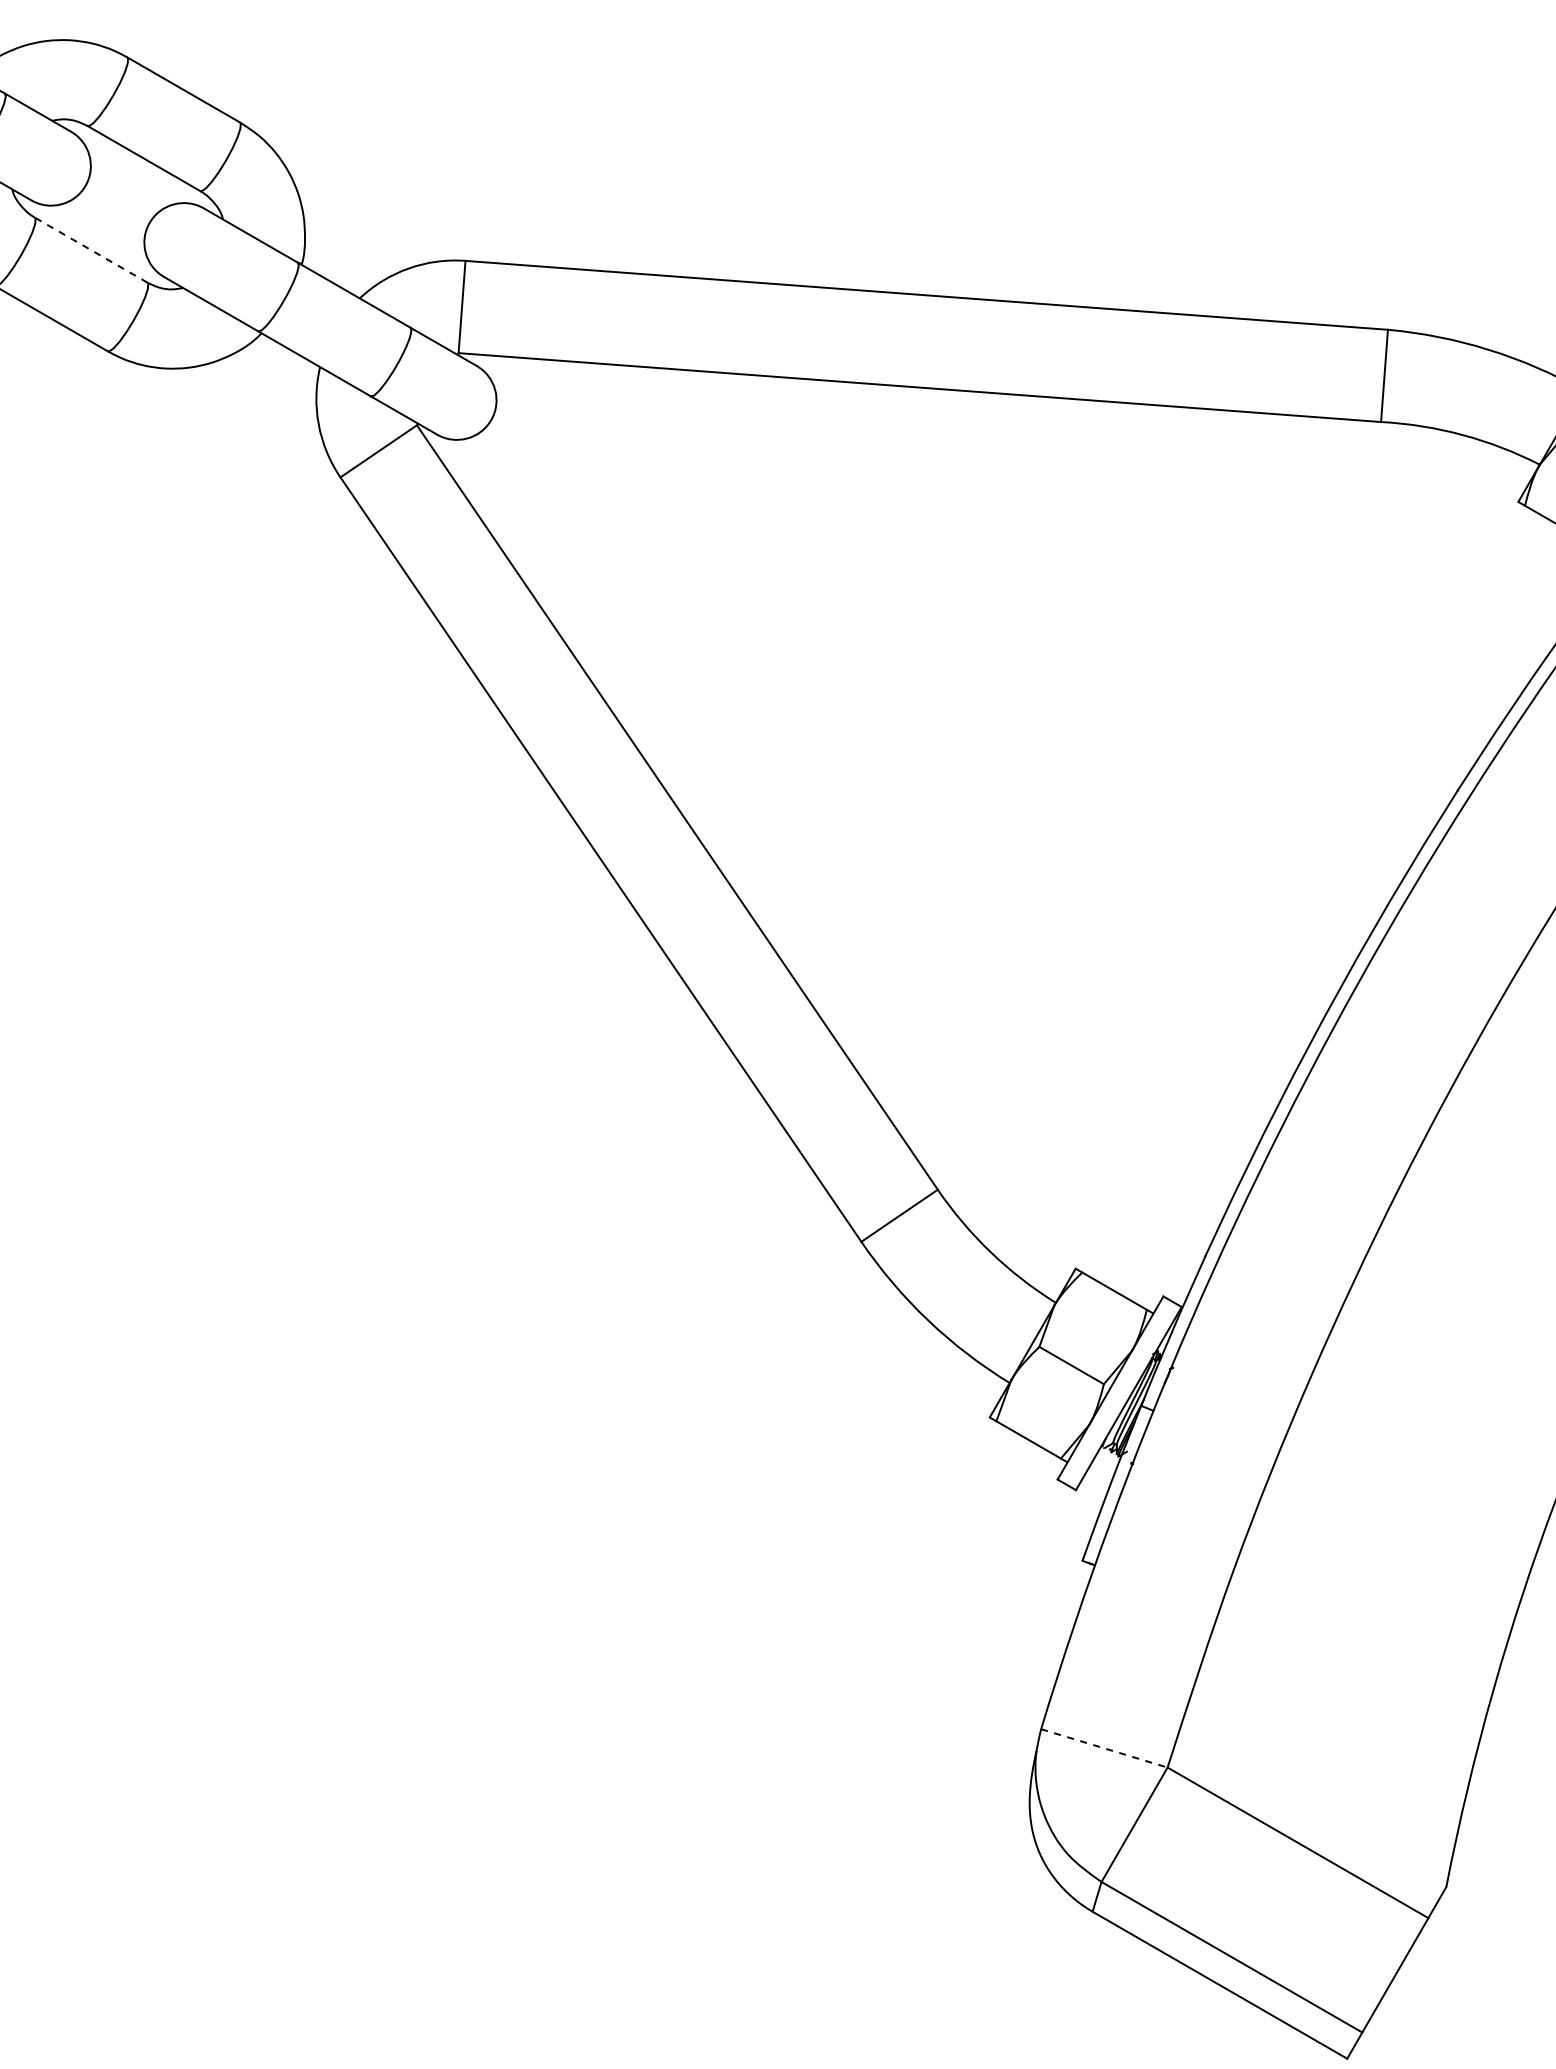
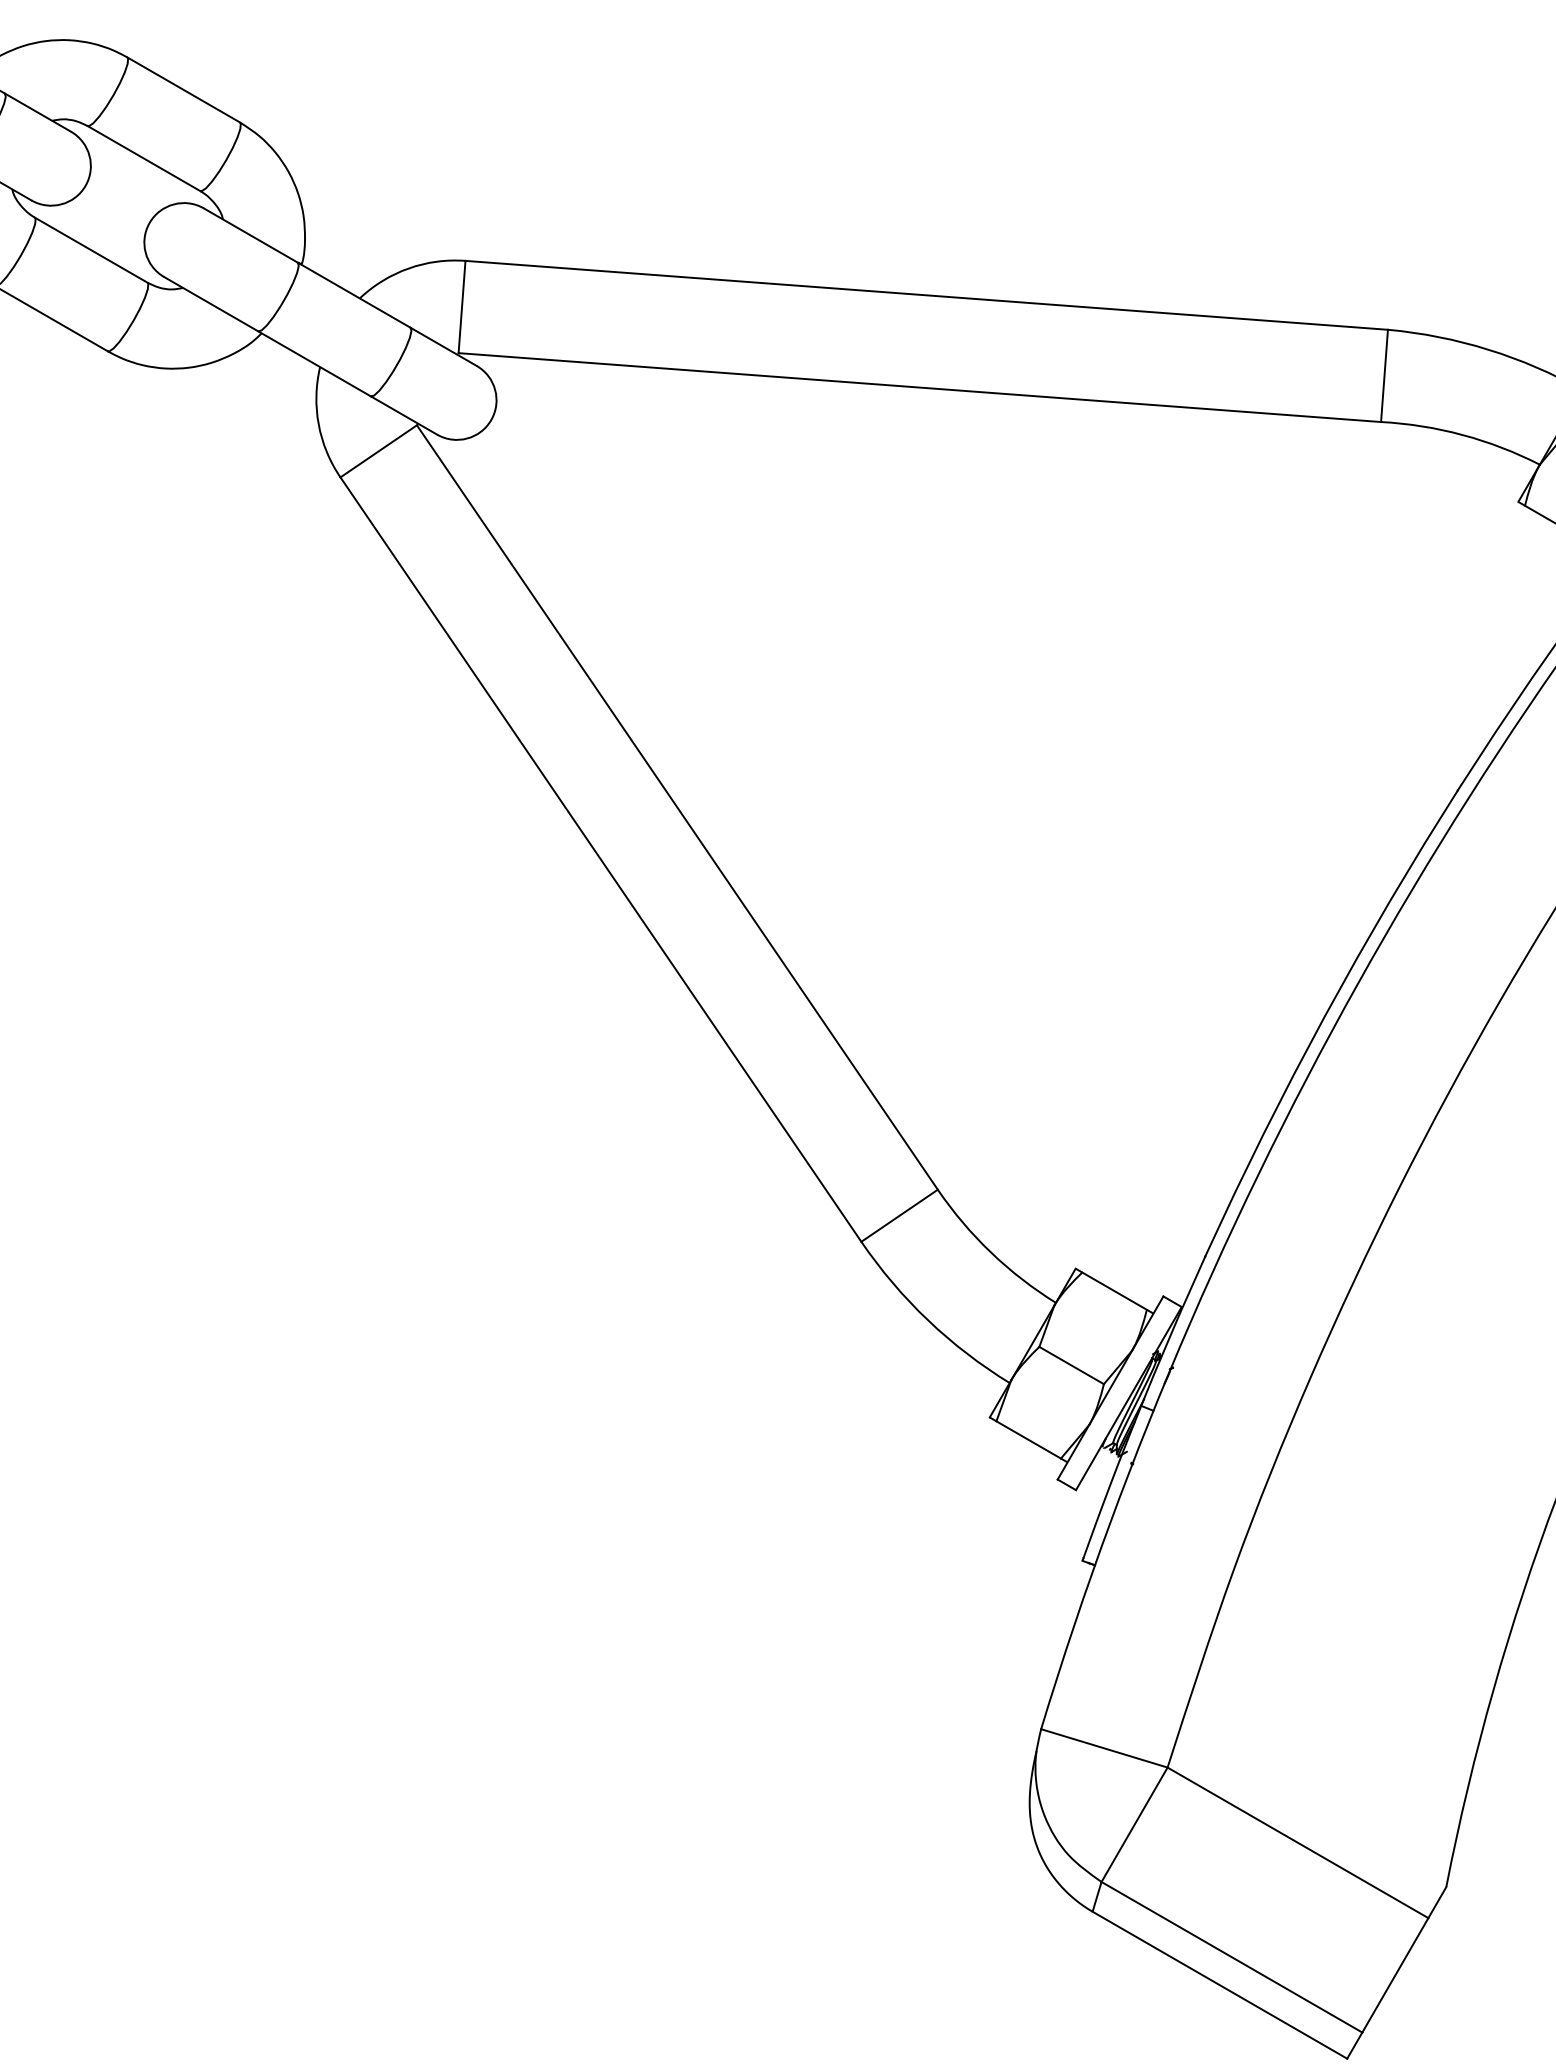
line: dashed -> solid (90, 249)
line: dashed -> solid (1104, 1748)
